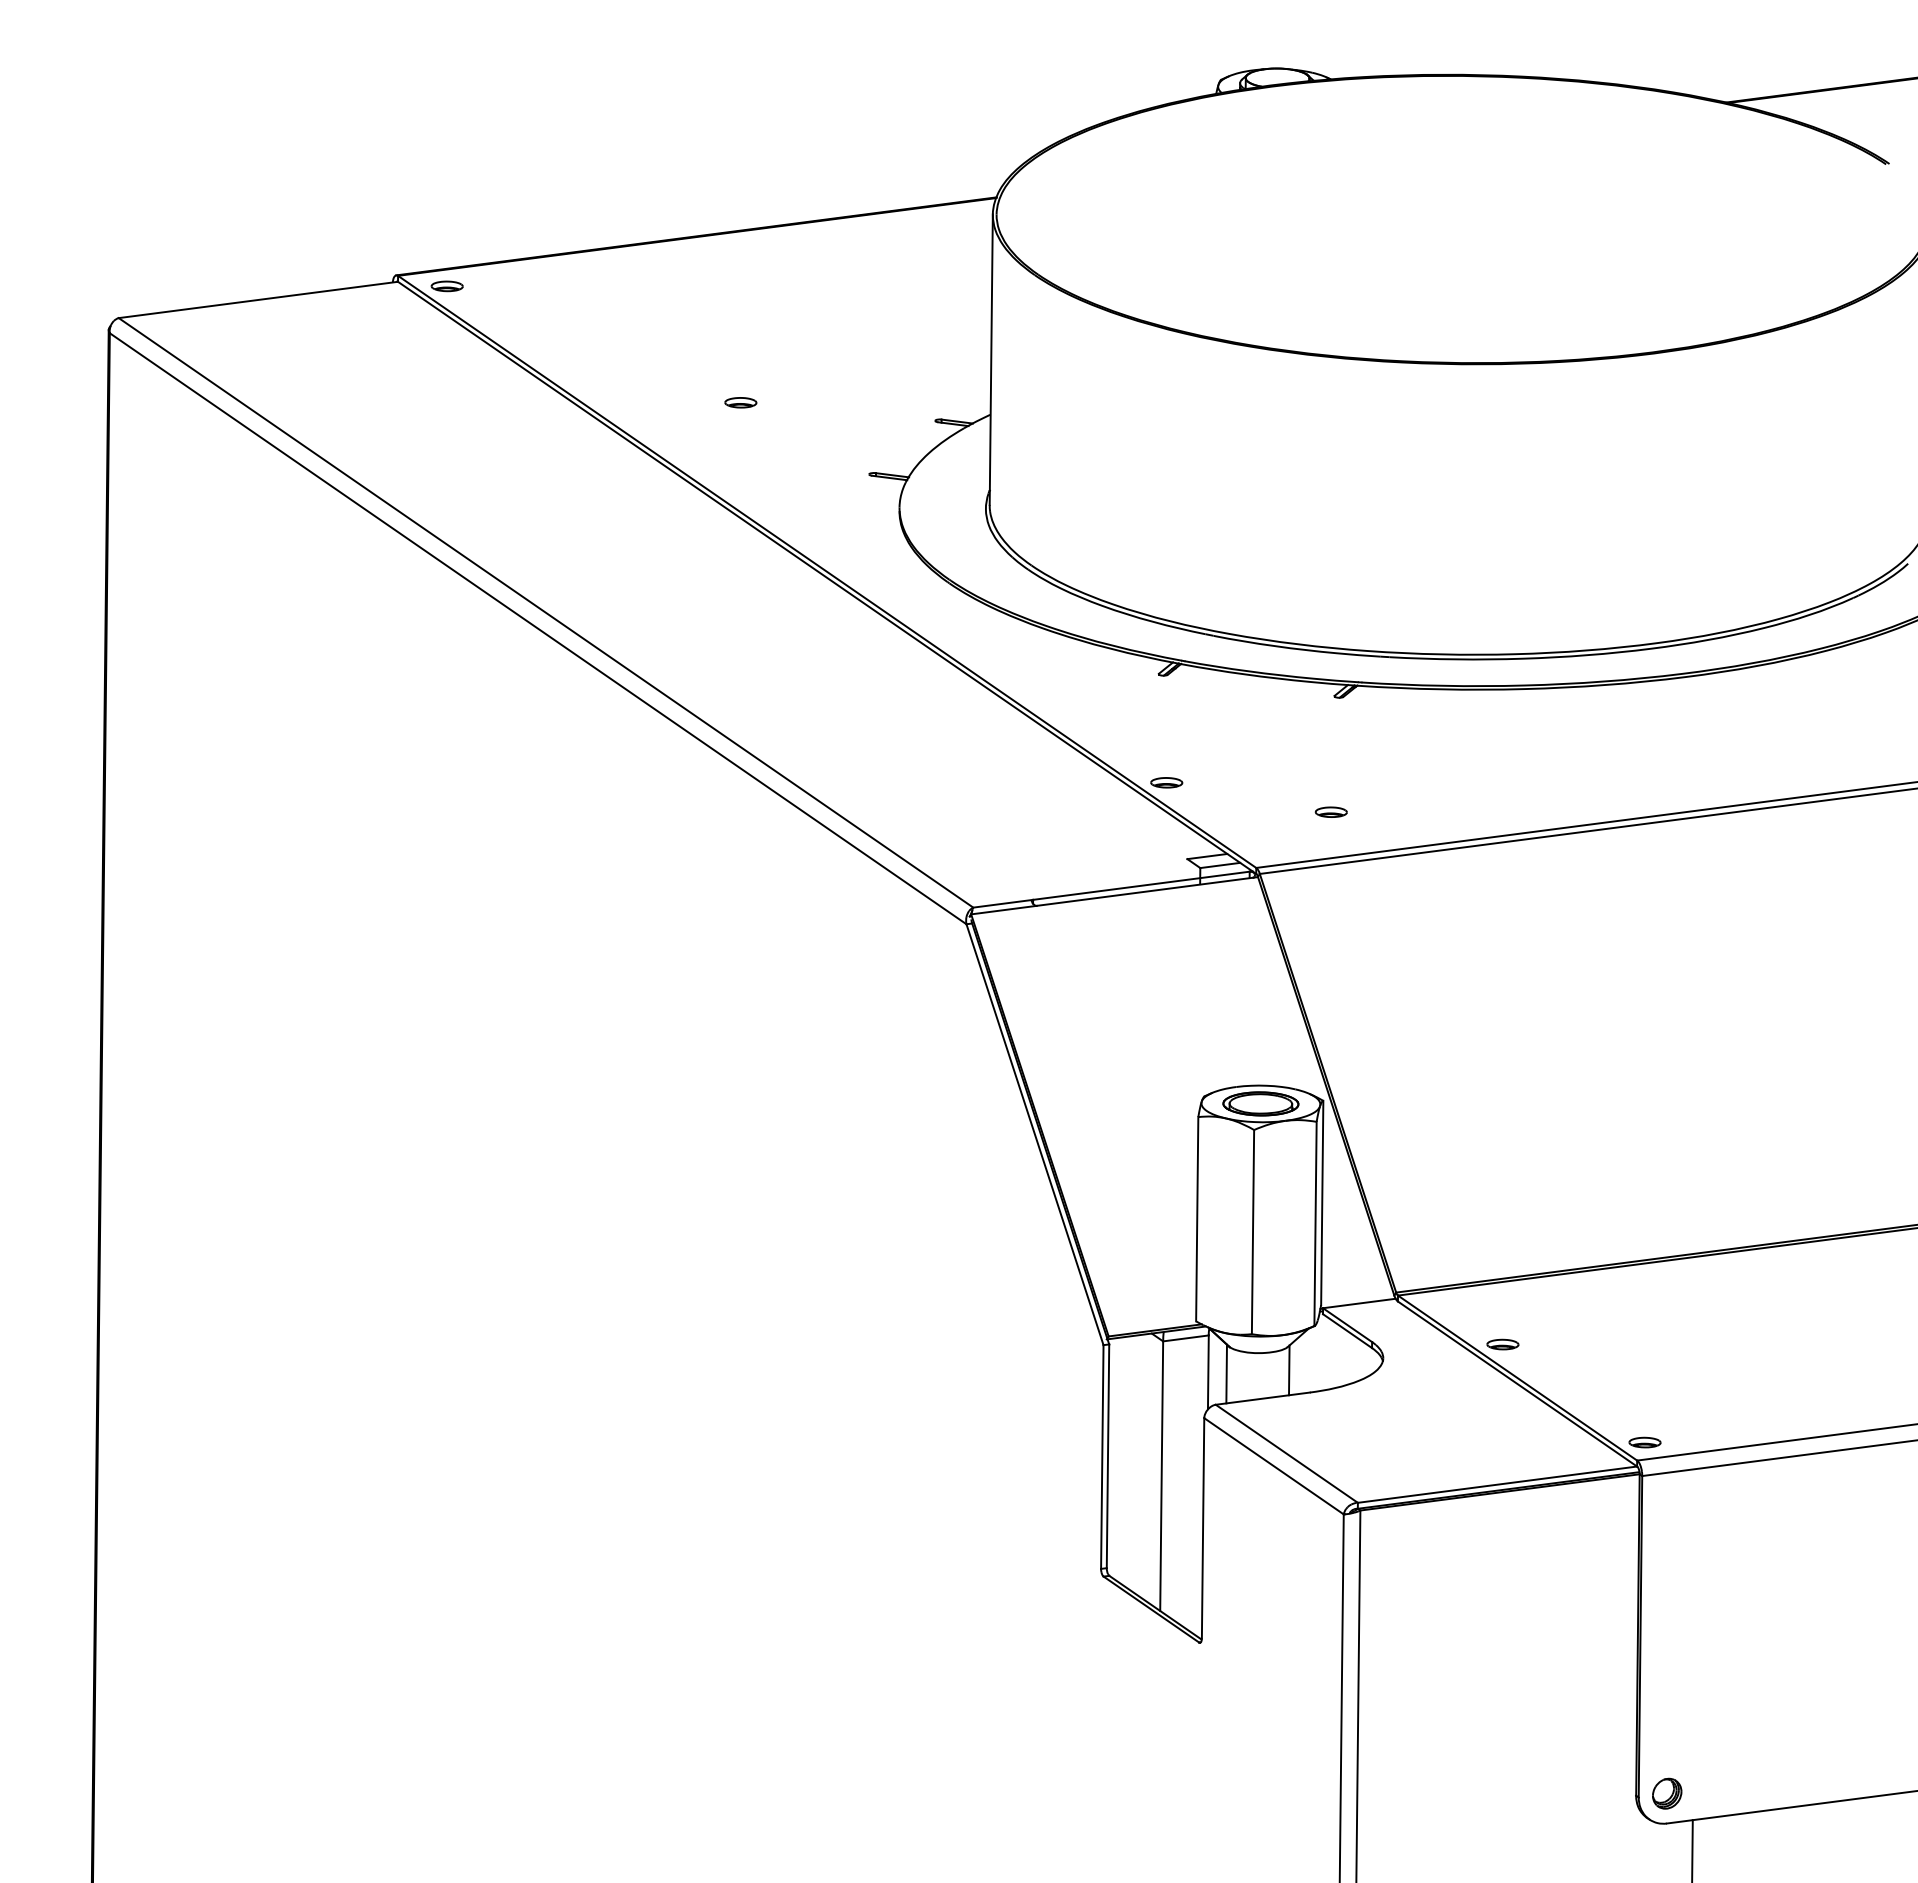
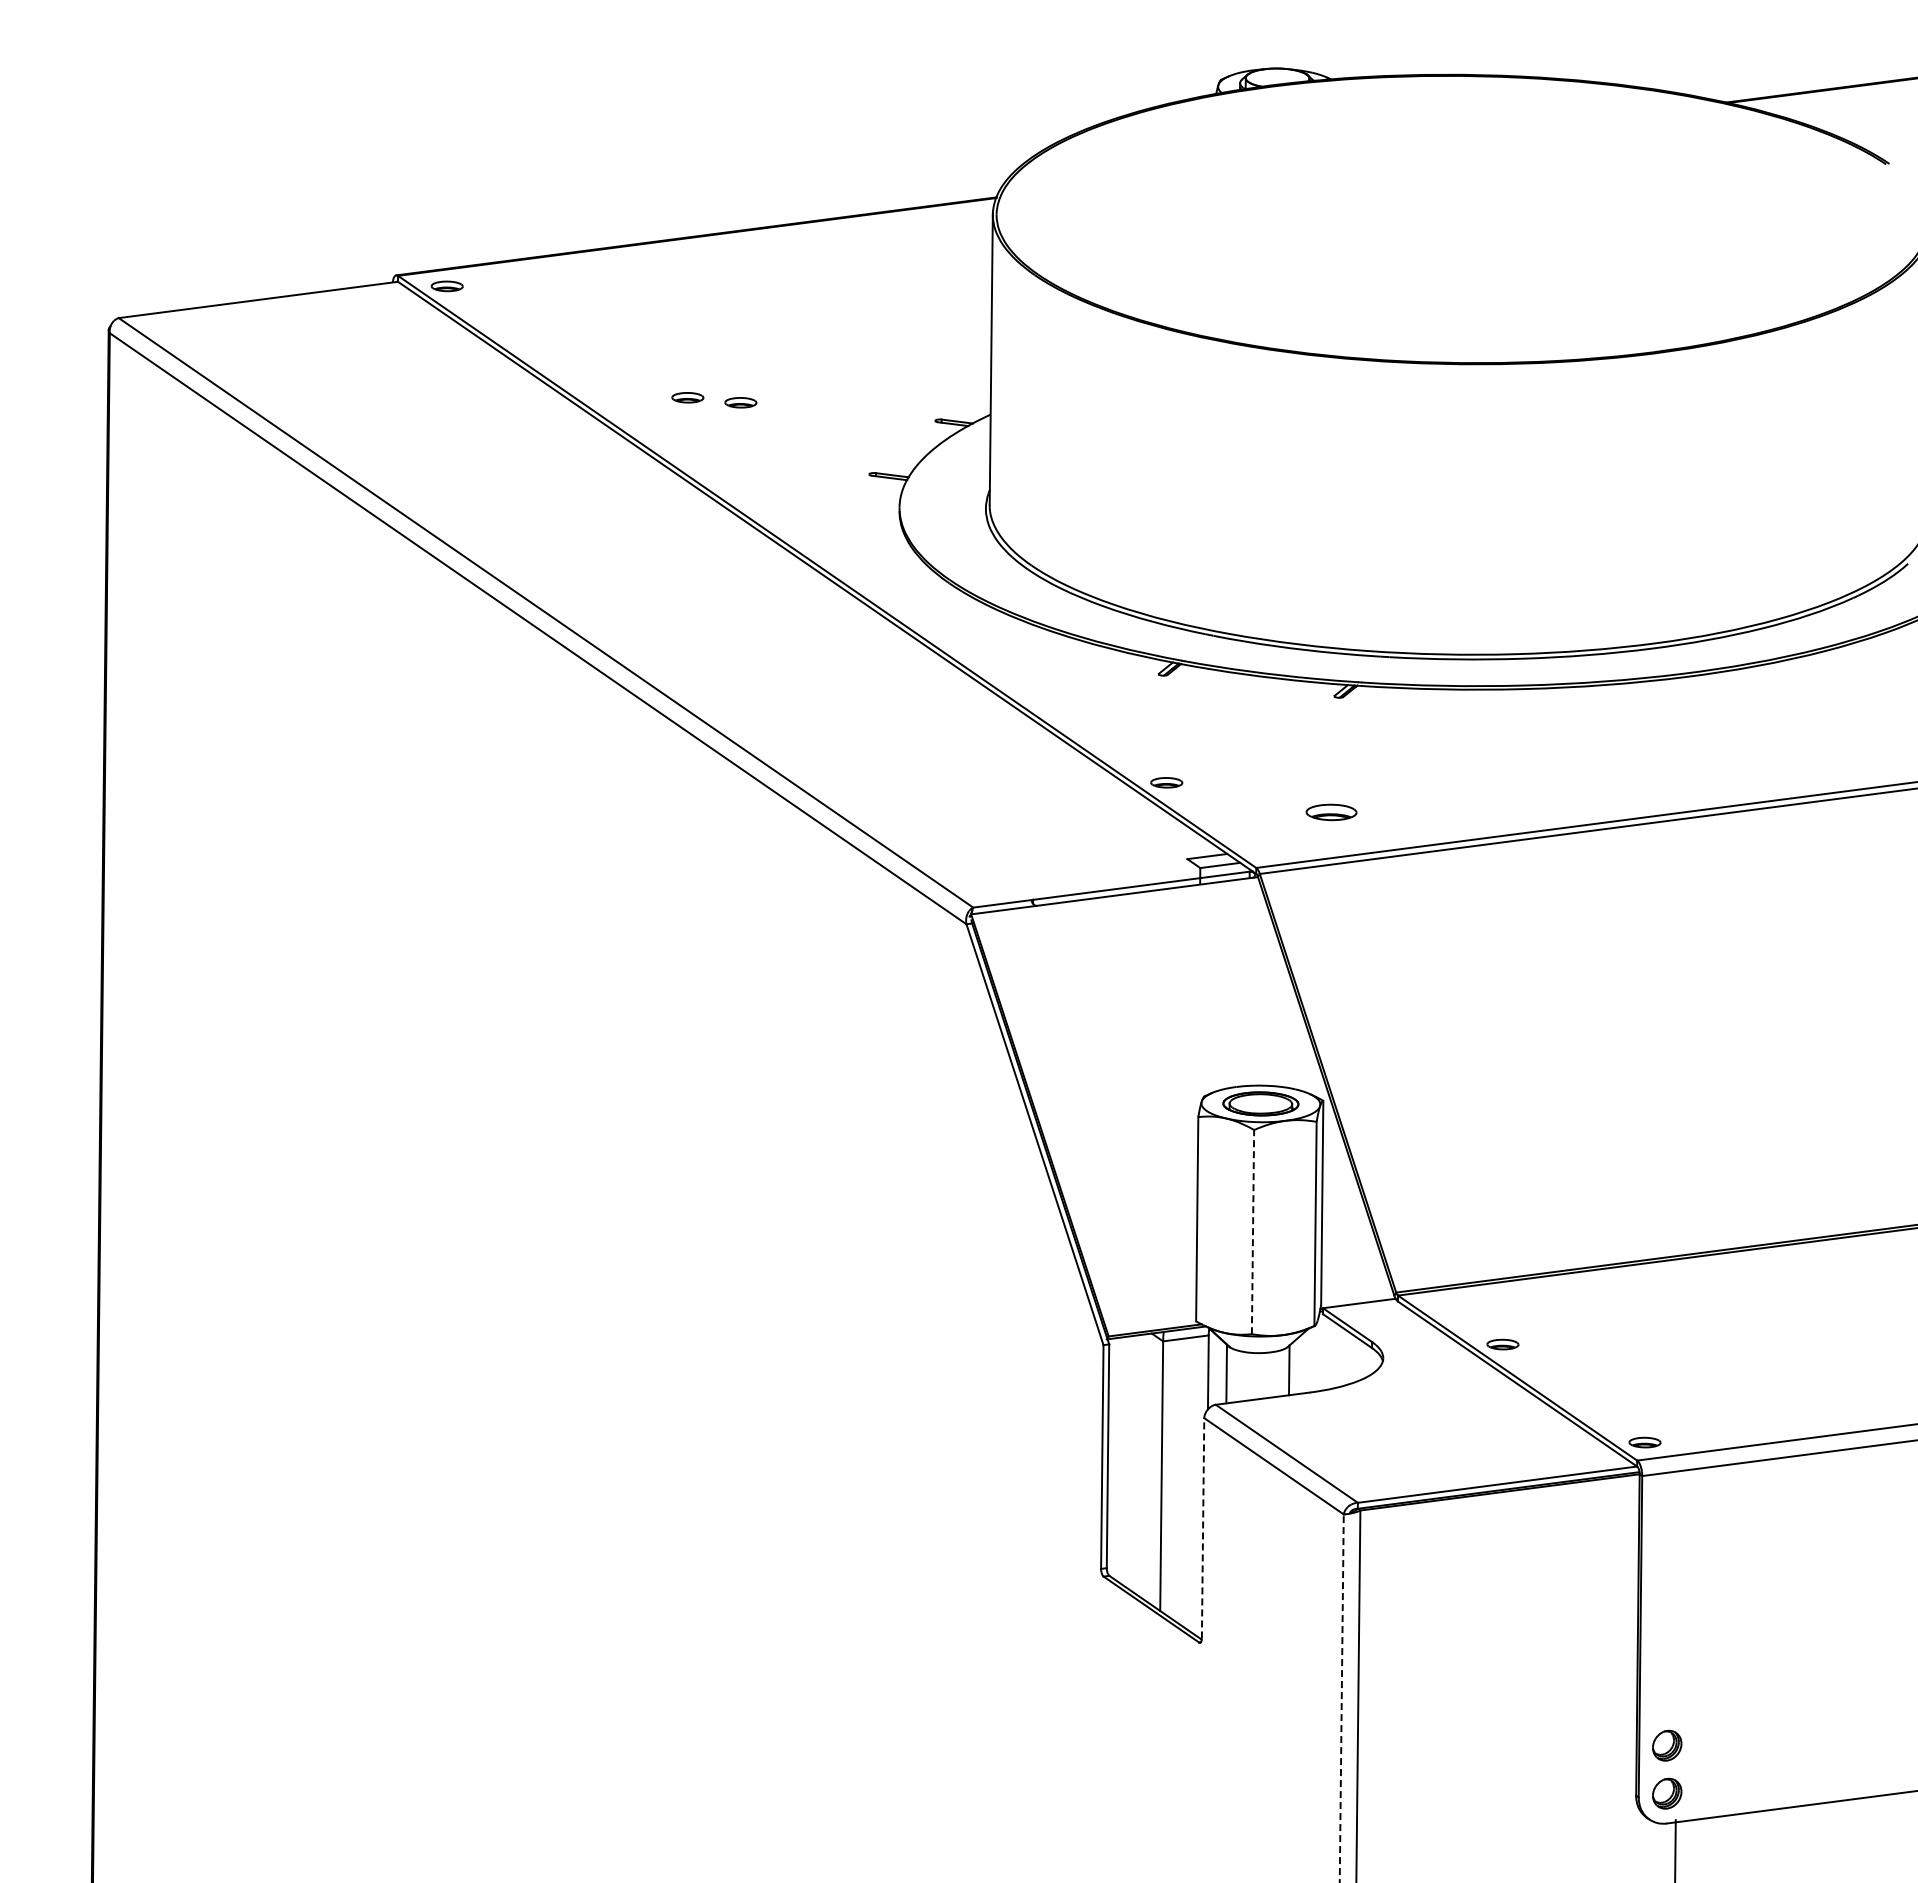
part: none -> present (687, 397)
part size: 34x12 px -> 53x19 px (1331, 812)
line: solid -> dashed (1253, 1231)
line: solid -> dashed (1203, 1527)
line: solid -> dashed (1341, 1698)
part: none -> present (1667, 1745)
line position: (1692, 1849) -> (1675, 1849) (1675, 1849)
